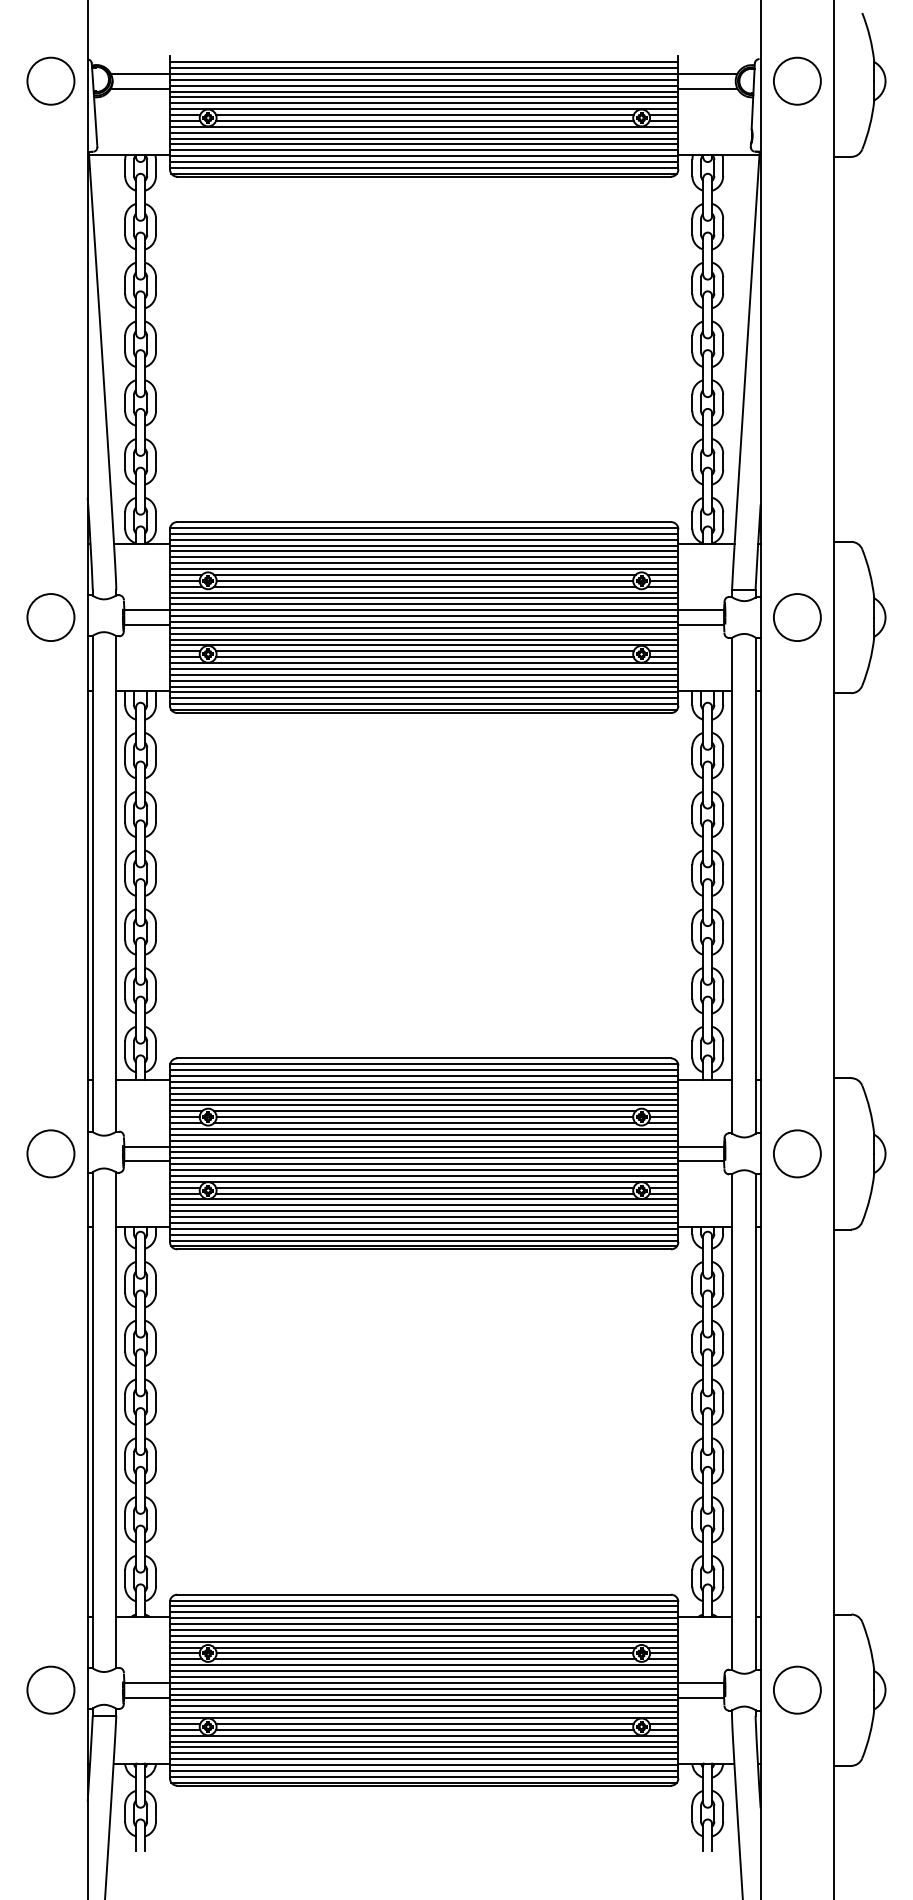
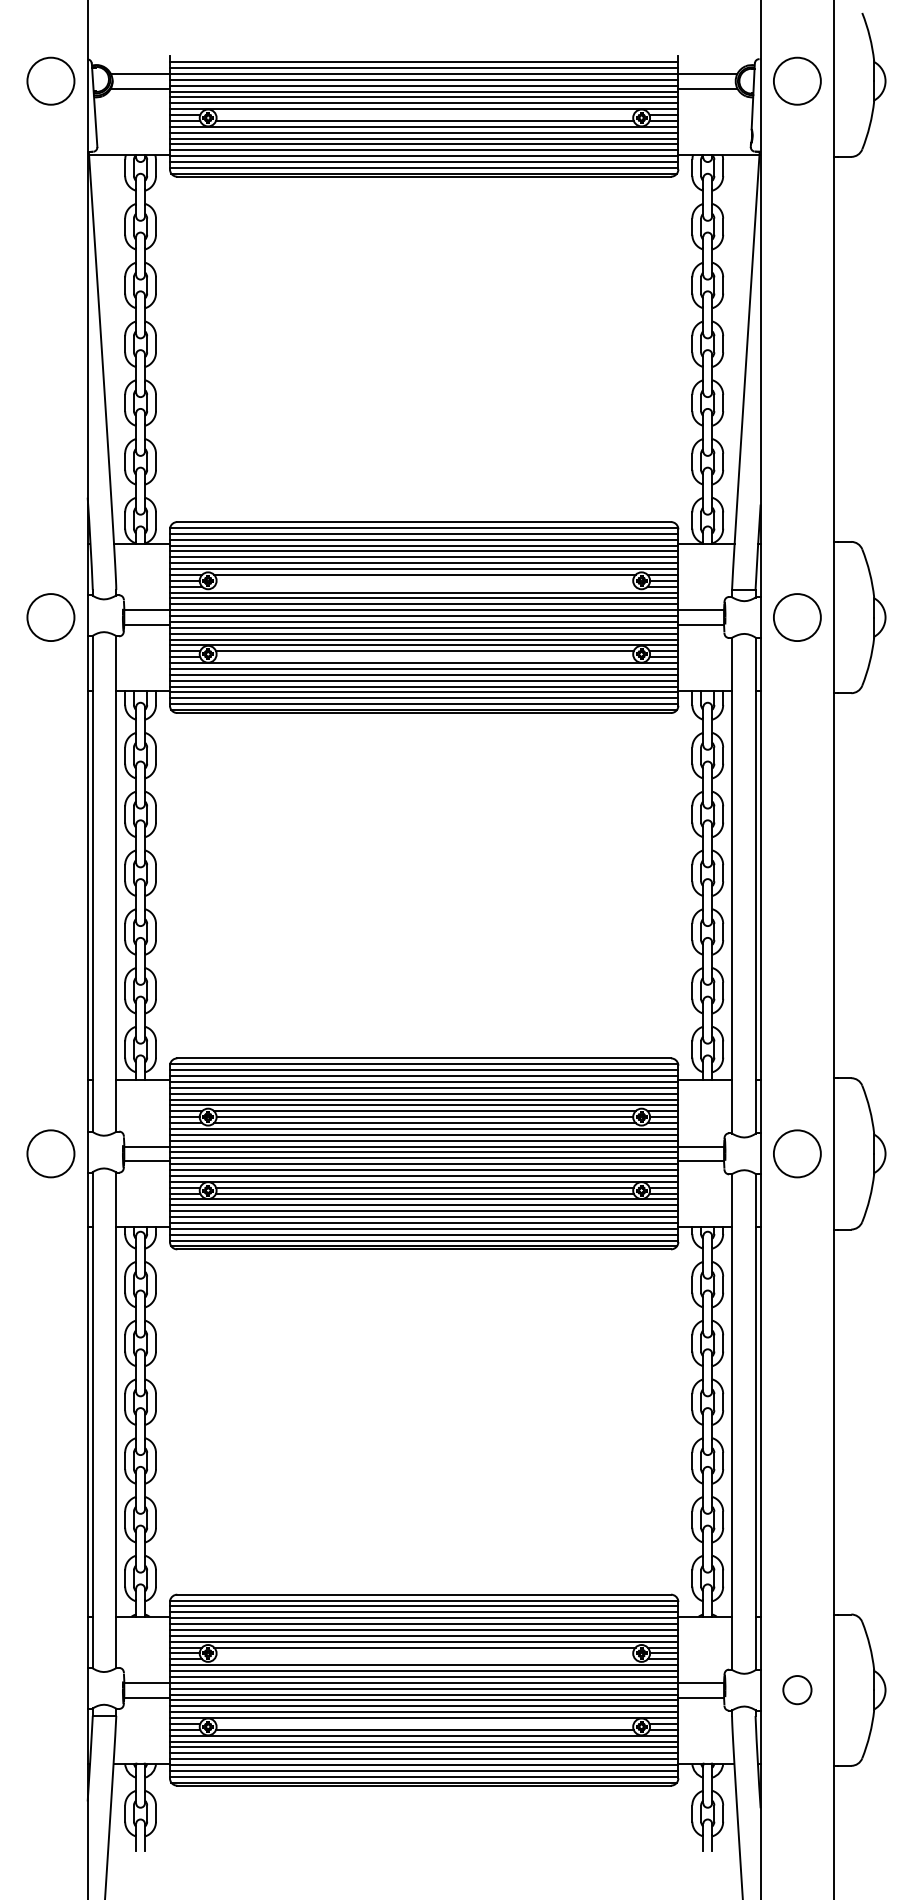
line: present -> none (424, 115)
line: present -> none (424, 580)
line: present -> none (424, 586)
line: present -> none (424, 657)
line: present -> none (424, 1653)
line: present -> none (424, 1659)
circle: present -> none (50, 1689)
circle size: 49x50 px -> 31x31 px (797, 1690)
line: present -> none (424, 1723)
